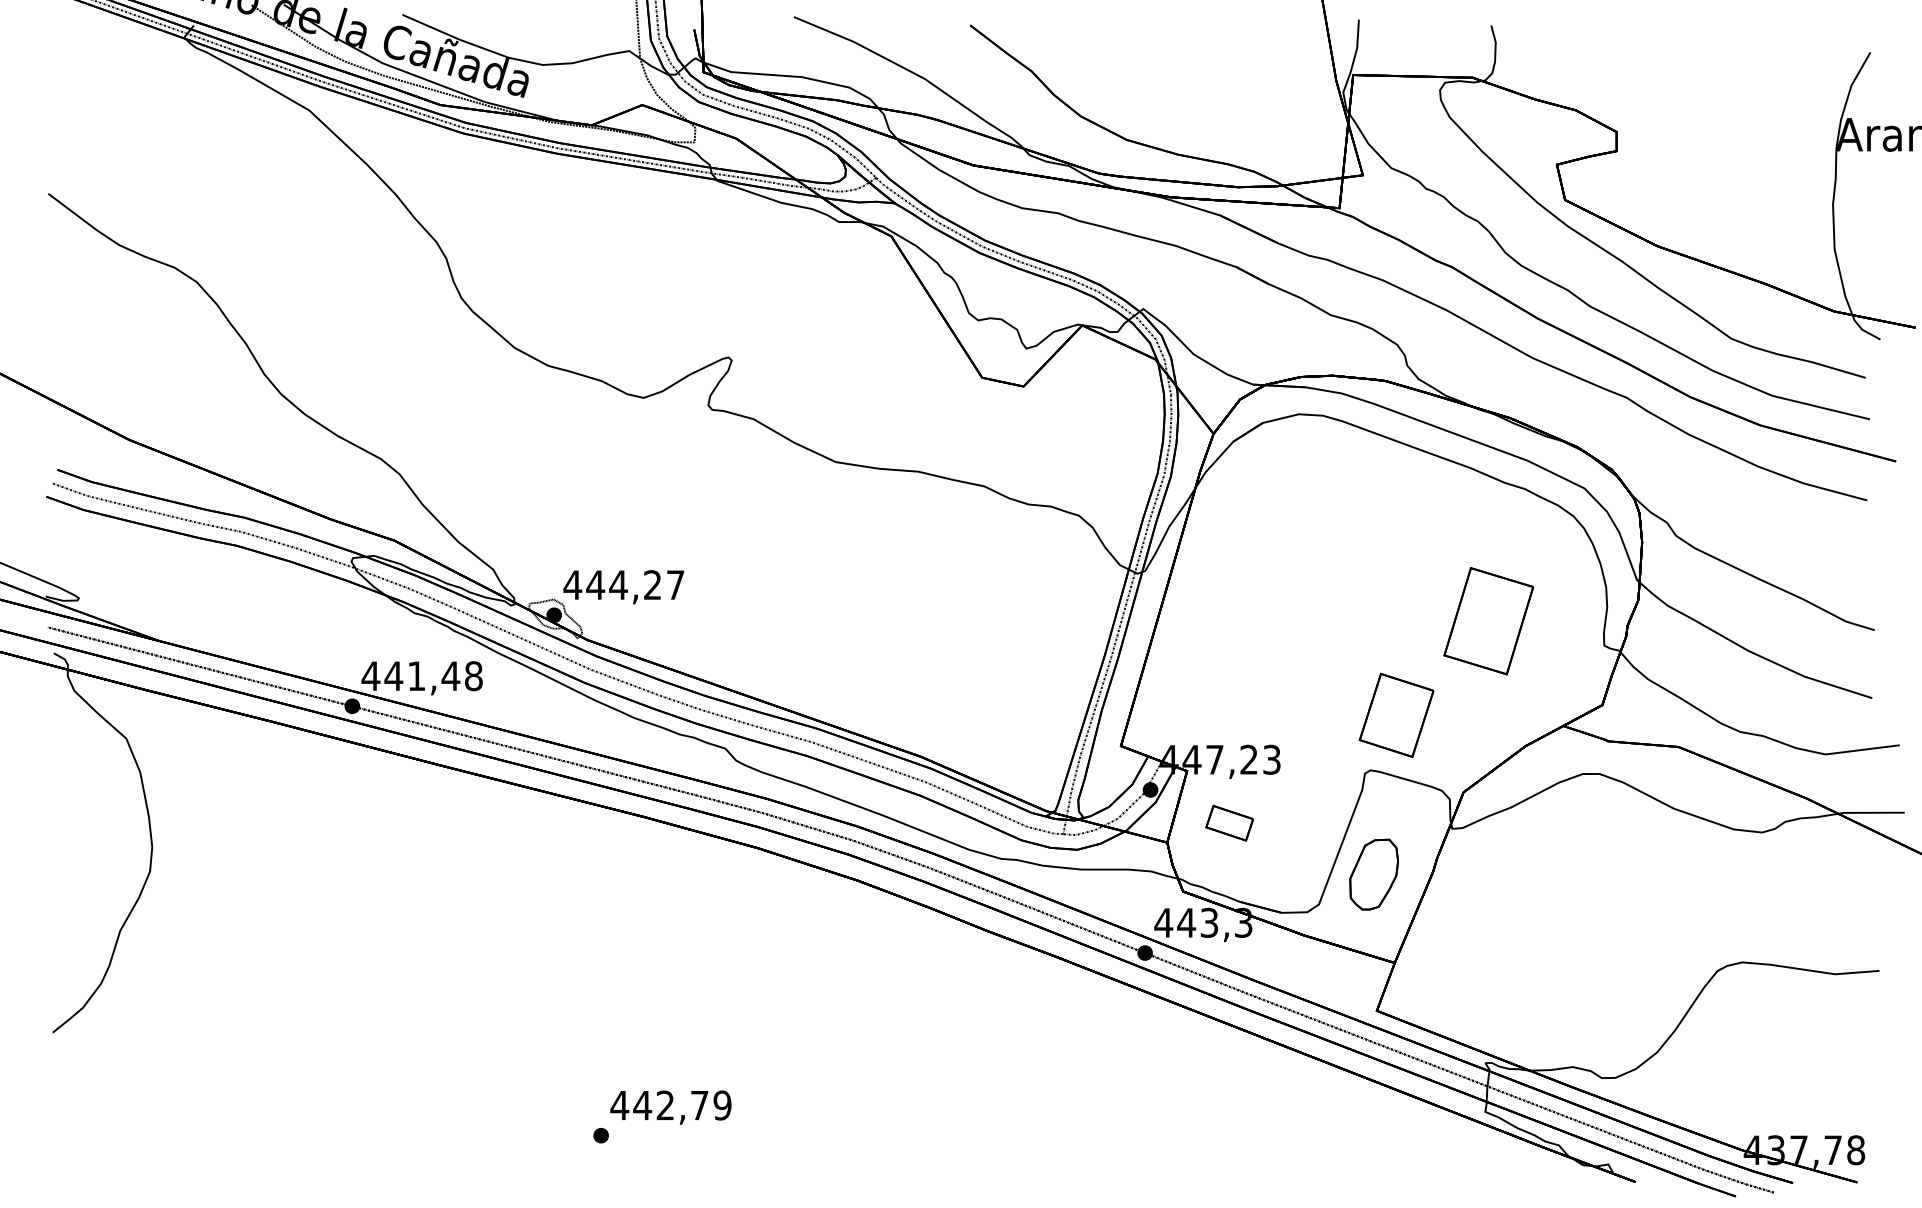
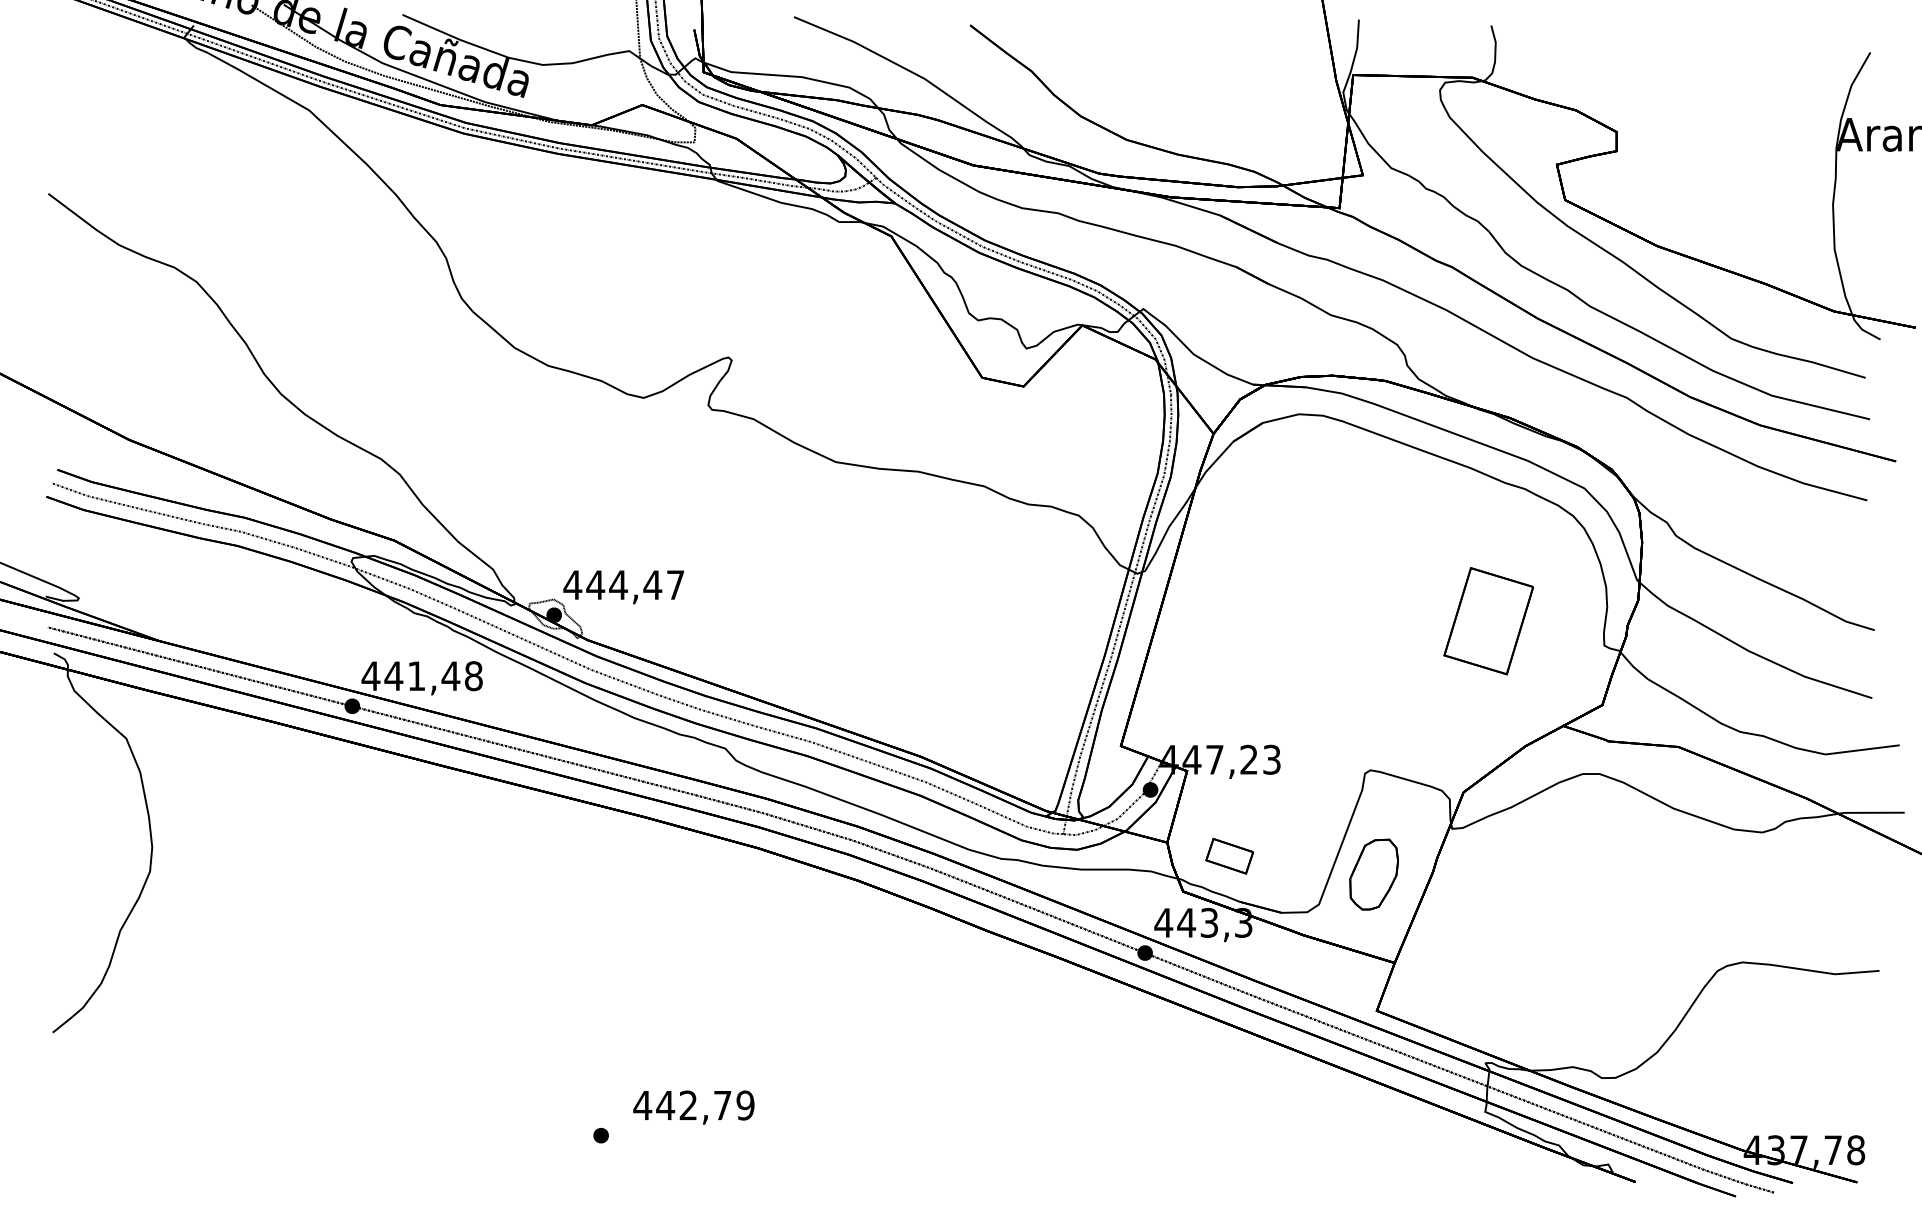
text: 444,27 -> 444,47 (652, 584)
part: present -> none (1396, 714)
part position: (1229, 822) -> (1229, 855) (1229, 855)
text position: (670, 1107) -> (693, 1107) (693, 1107)
